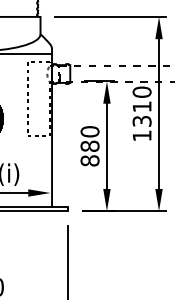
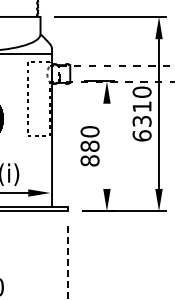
text: 1310 -> 6310 (141, 135)
line: present -> none (106, 145)
line: solid -> dashed (68, 262)
